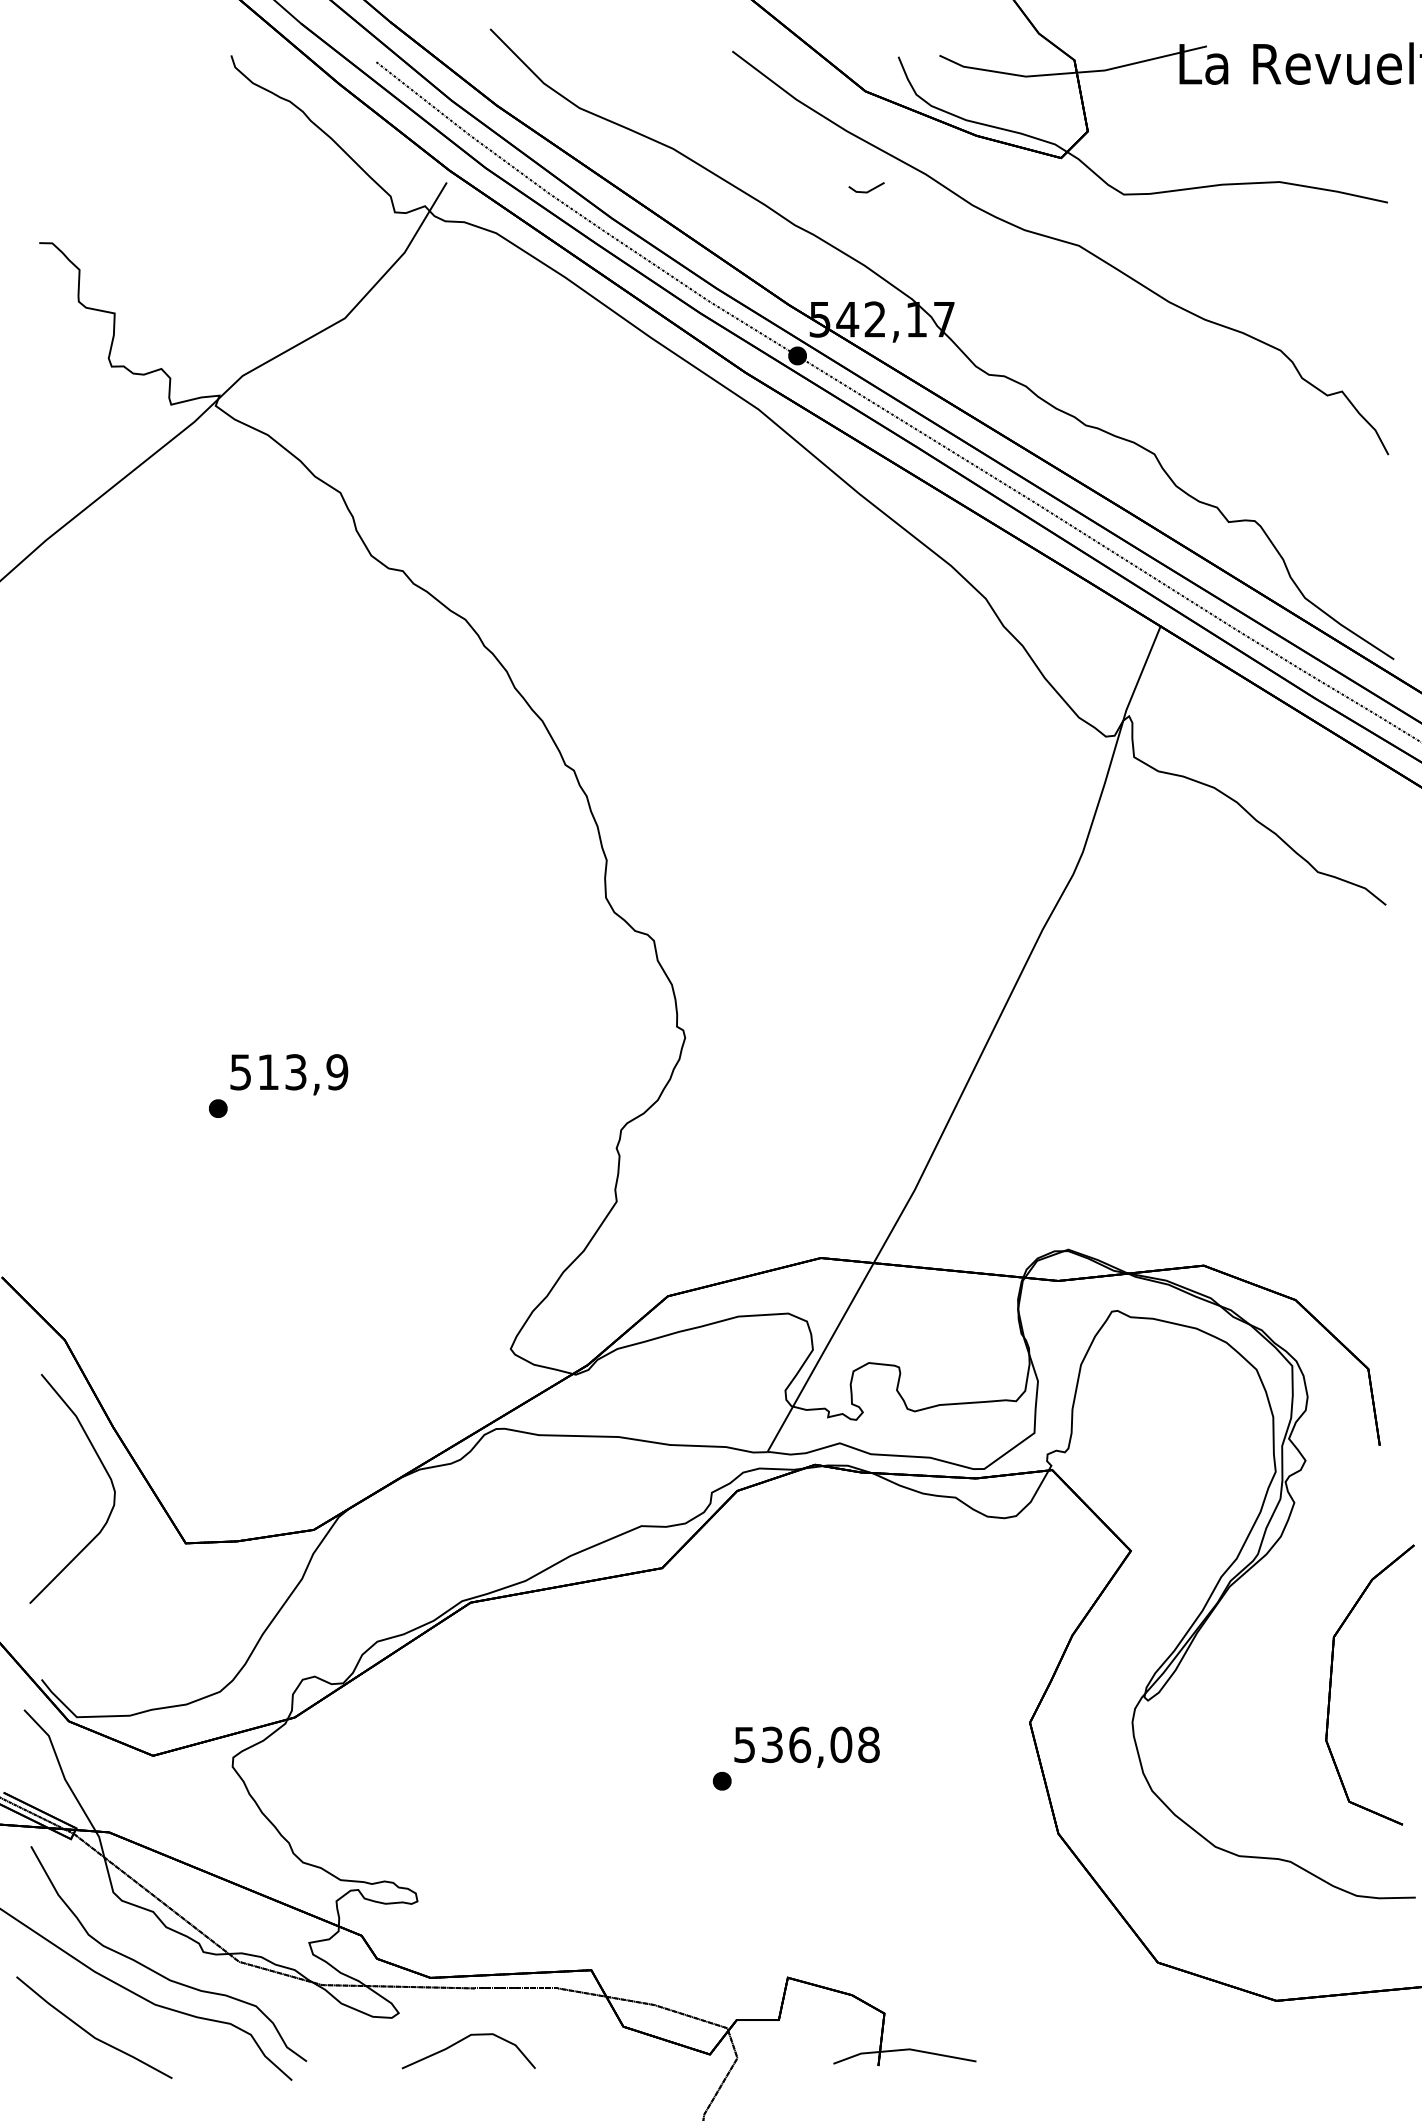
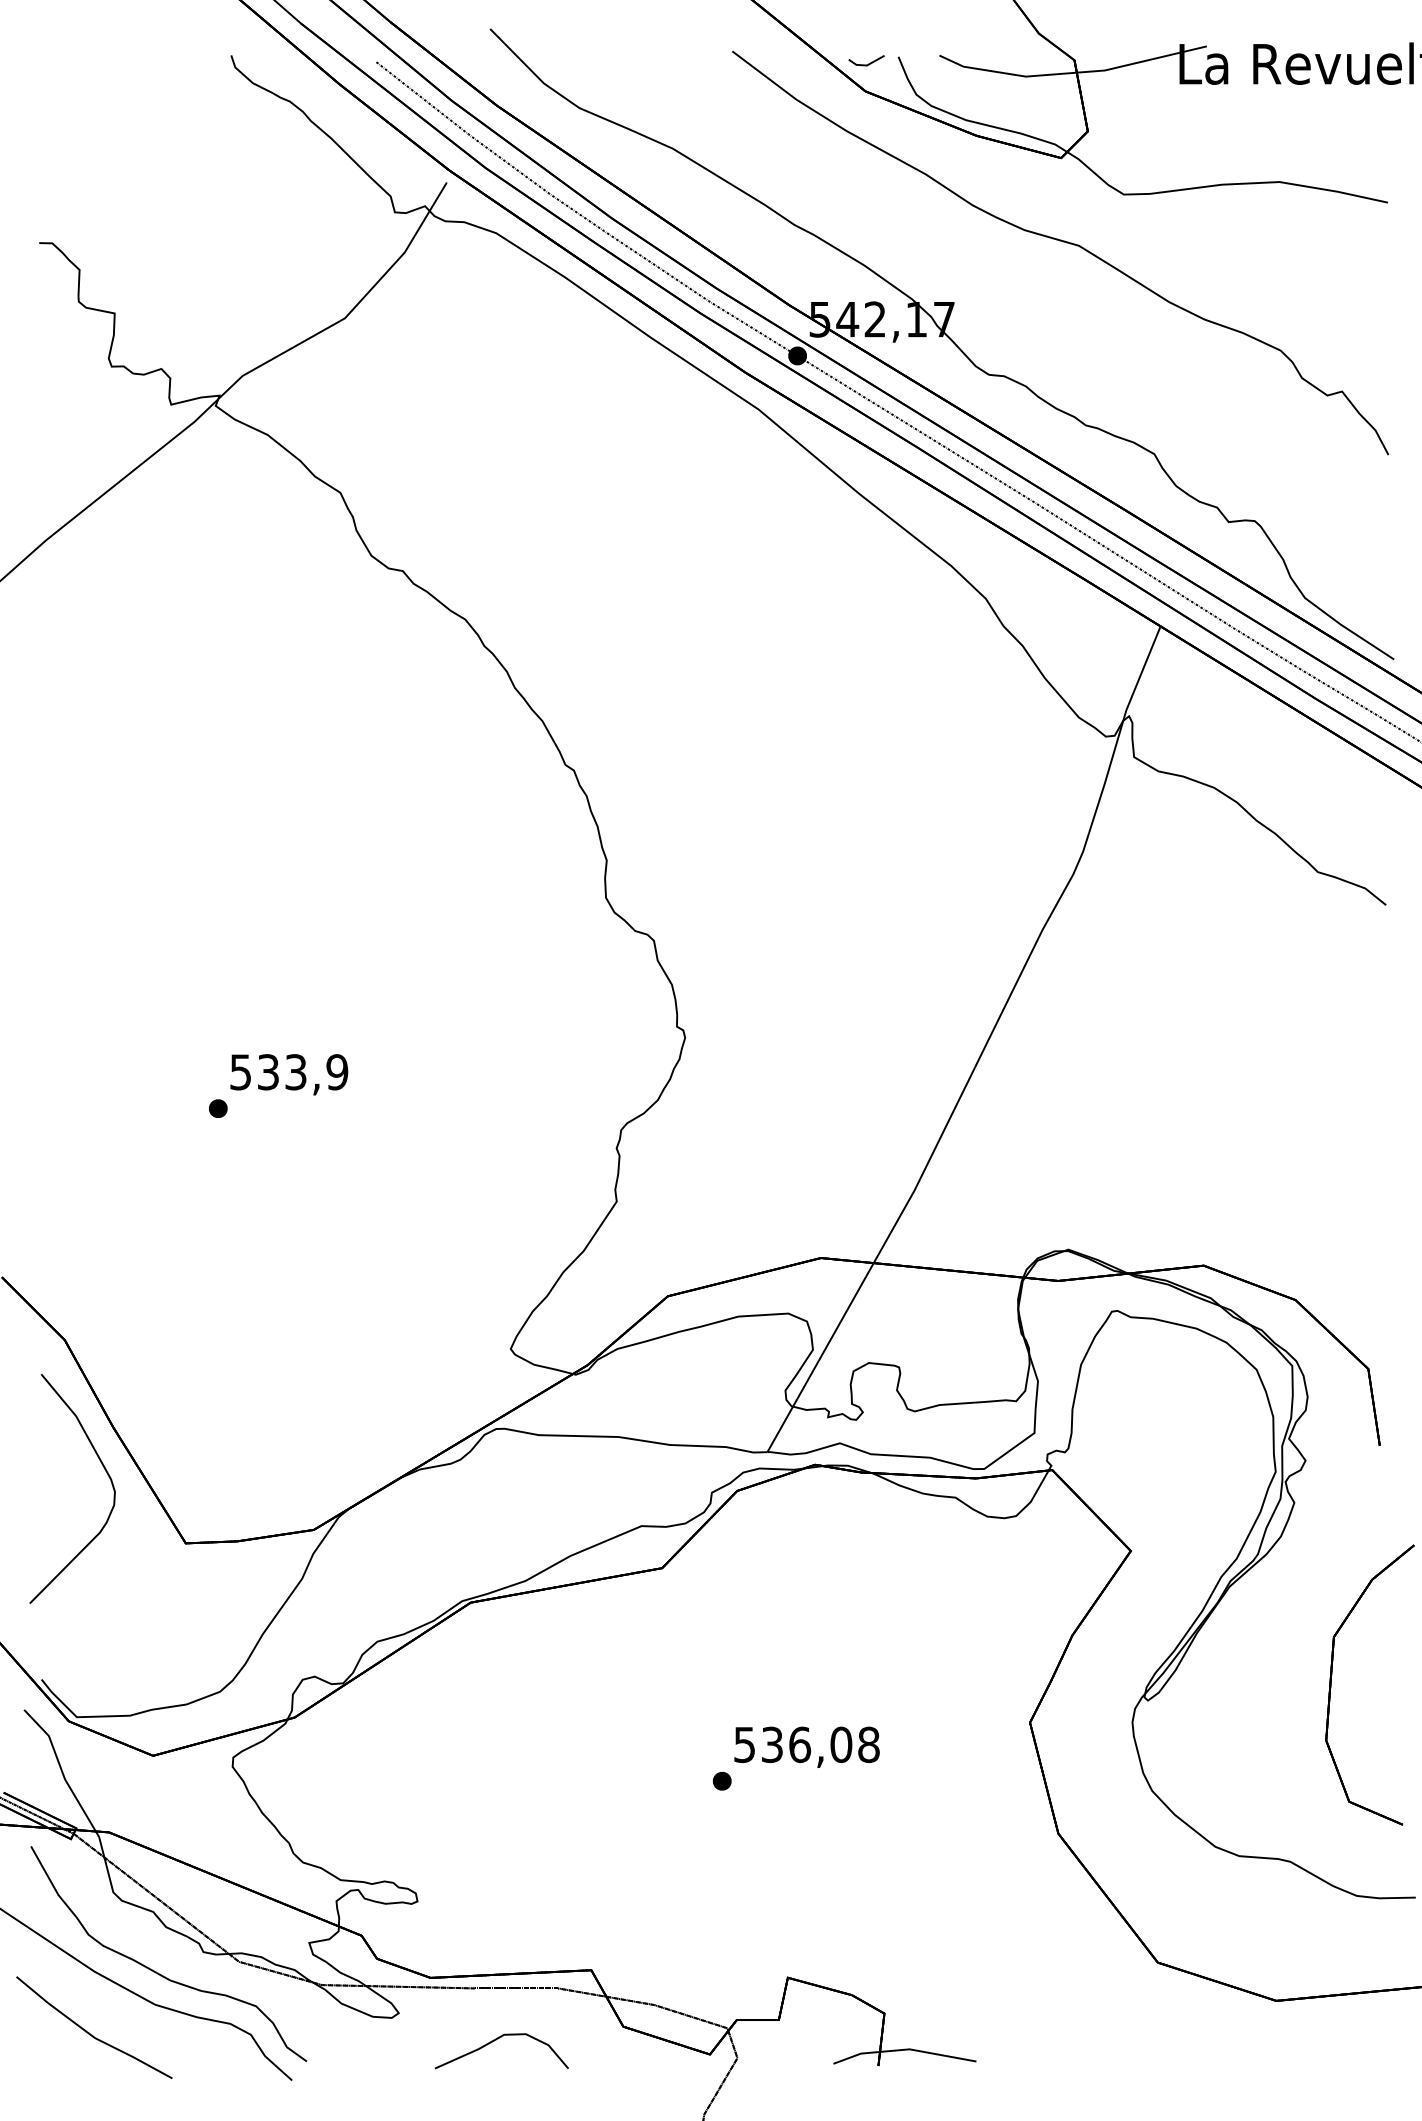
line position: (868, 190) -> (868, 63) (868, 63)
text: 513,9 -> 533,9 (268, 1072)
curve position: (463, 2040) -> (496, 2040) (496, 2040)
